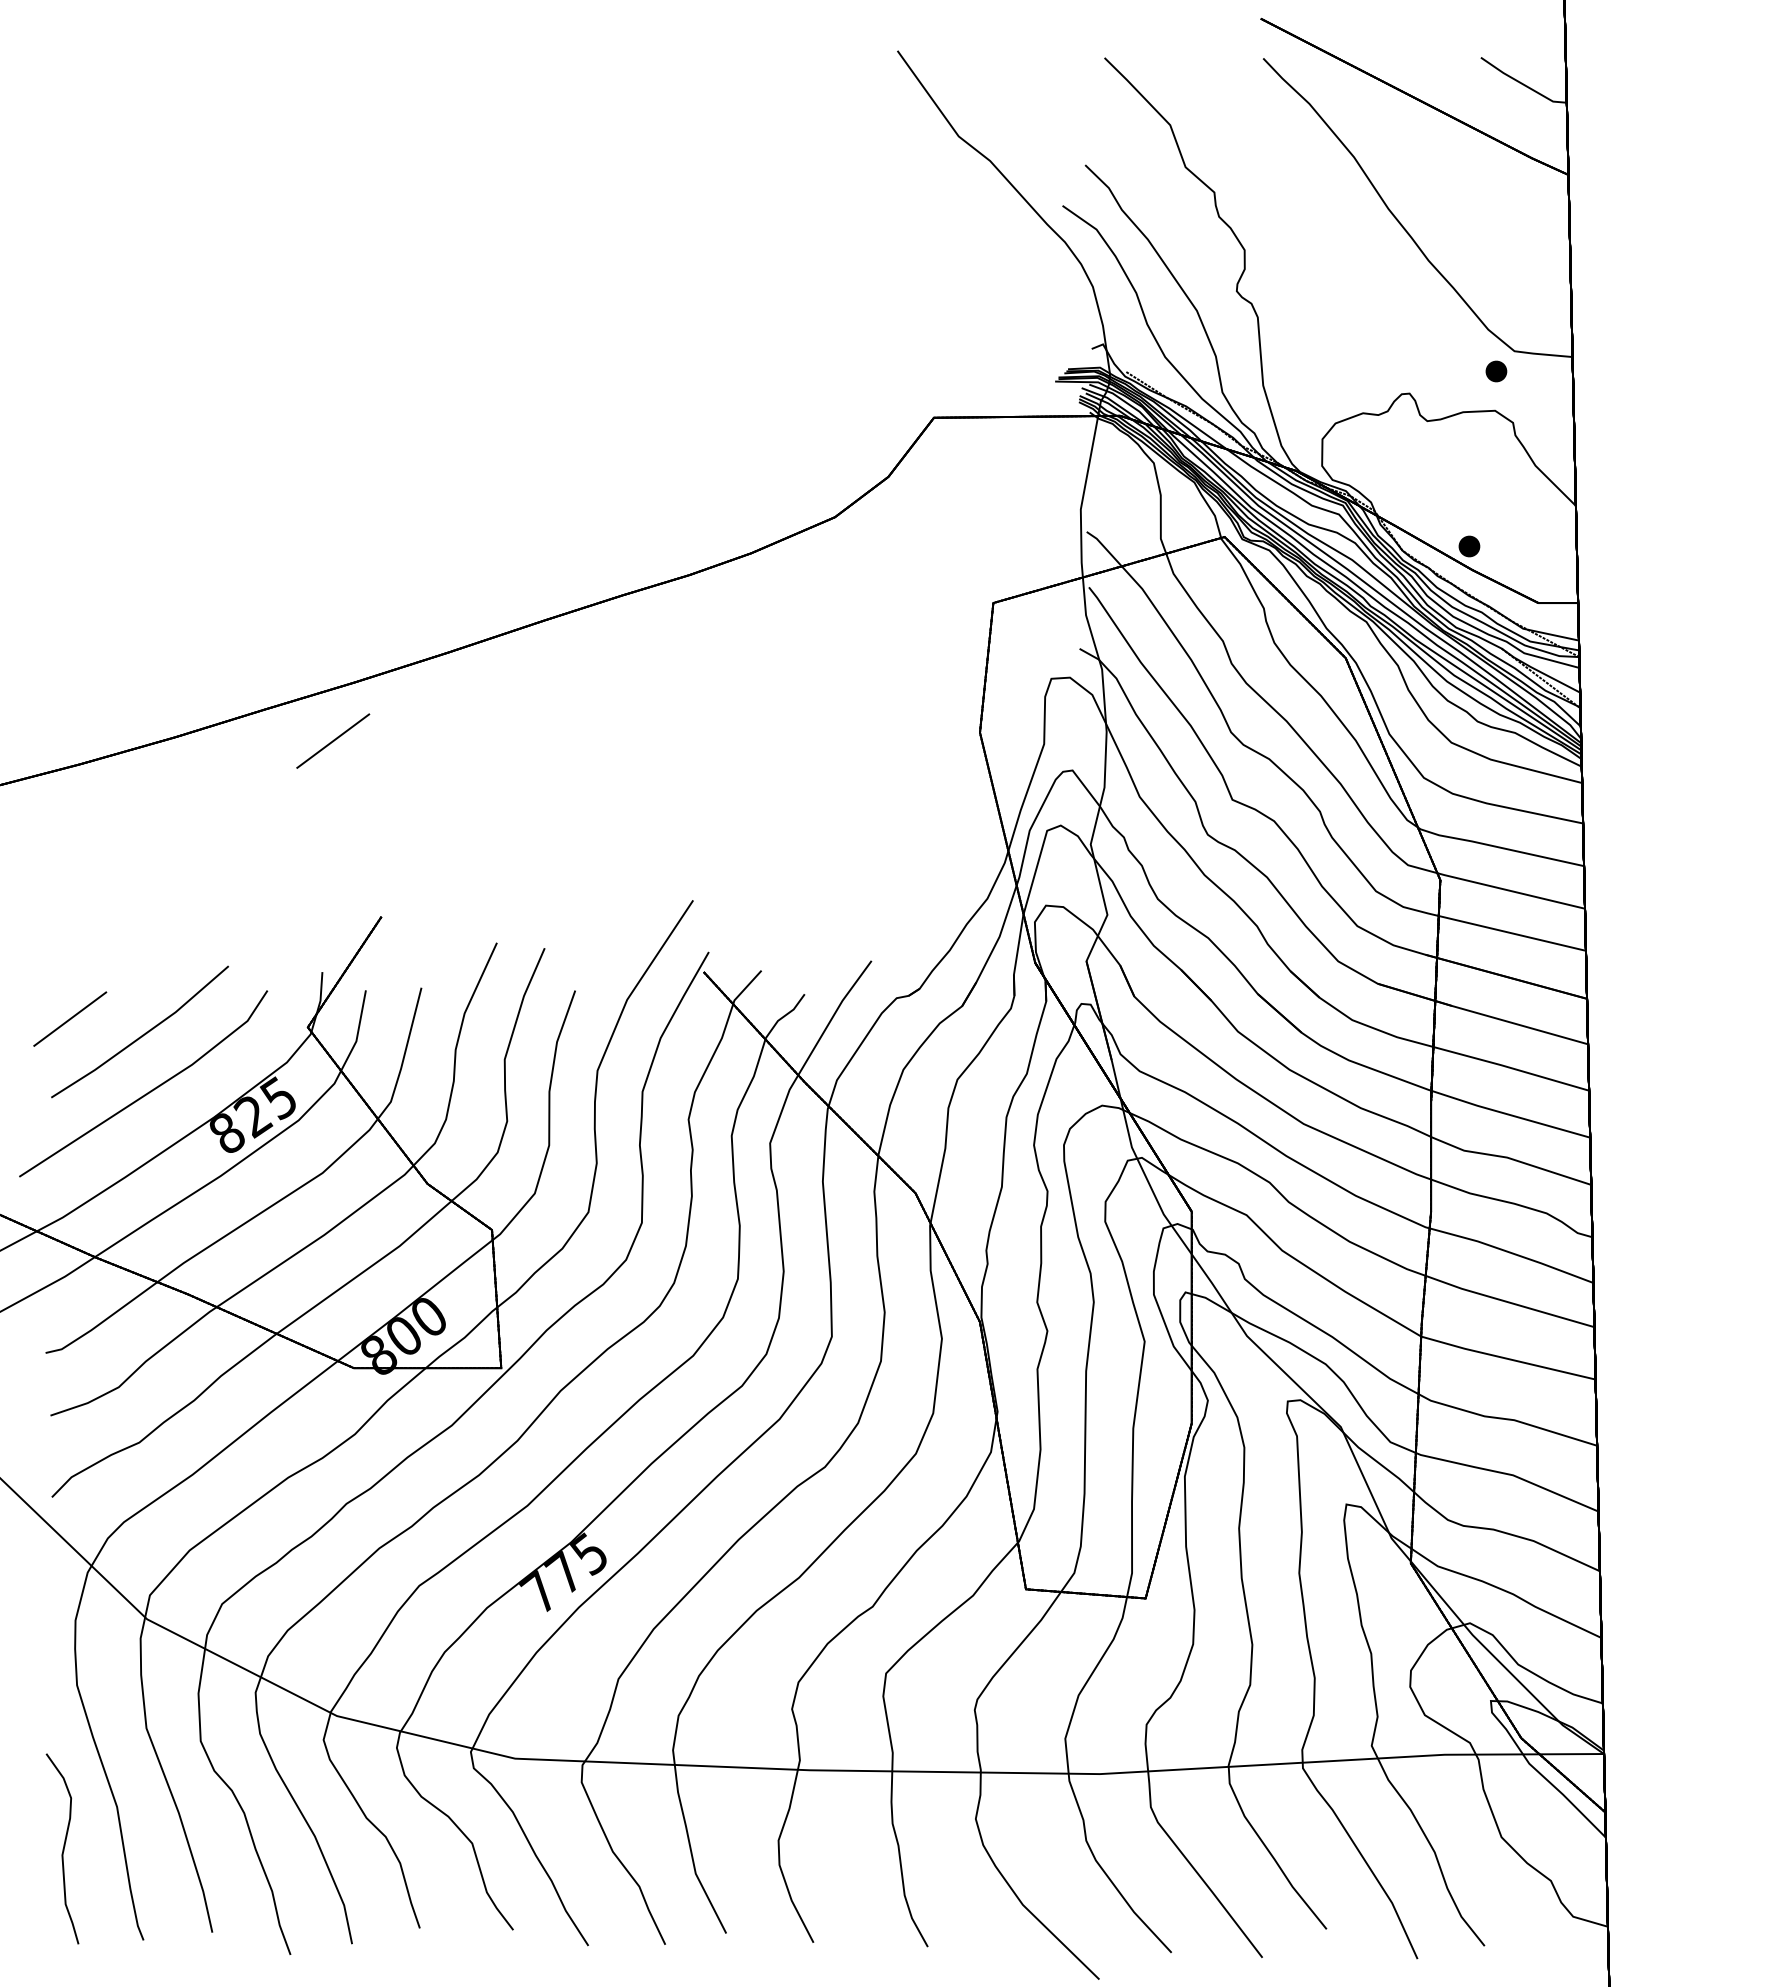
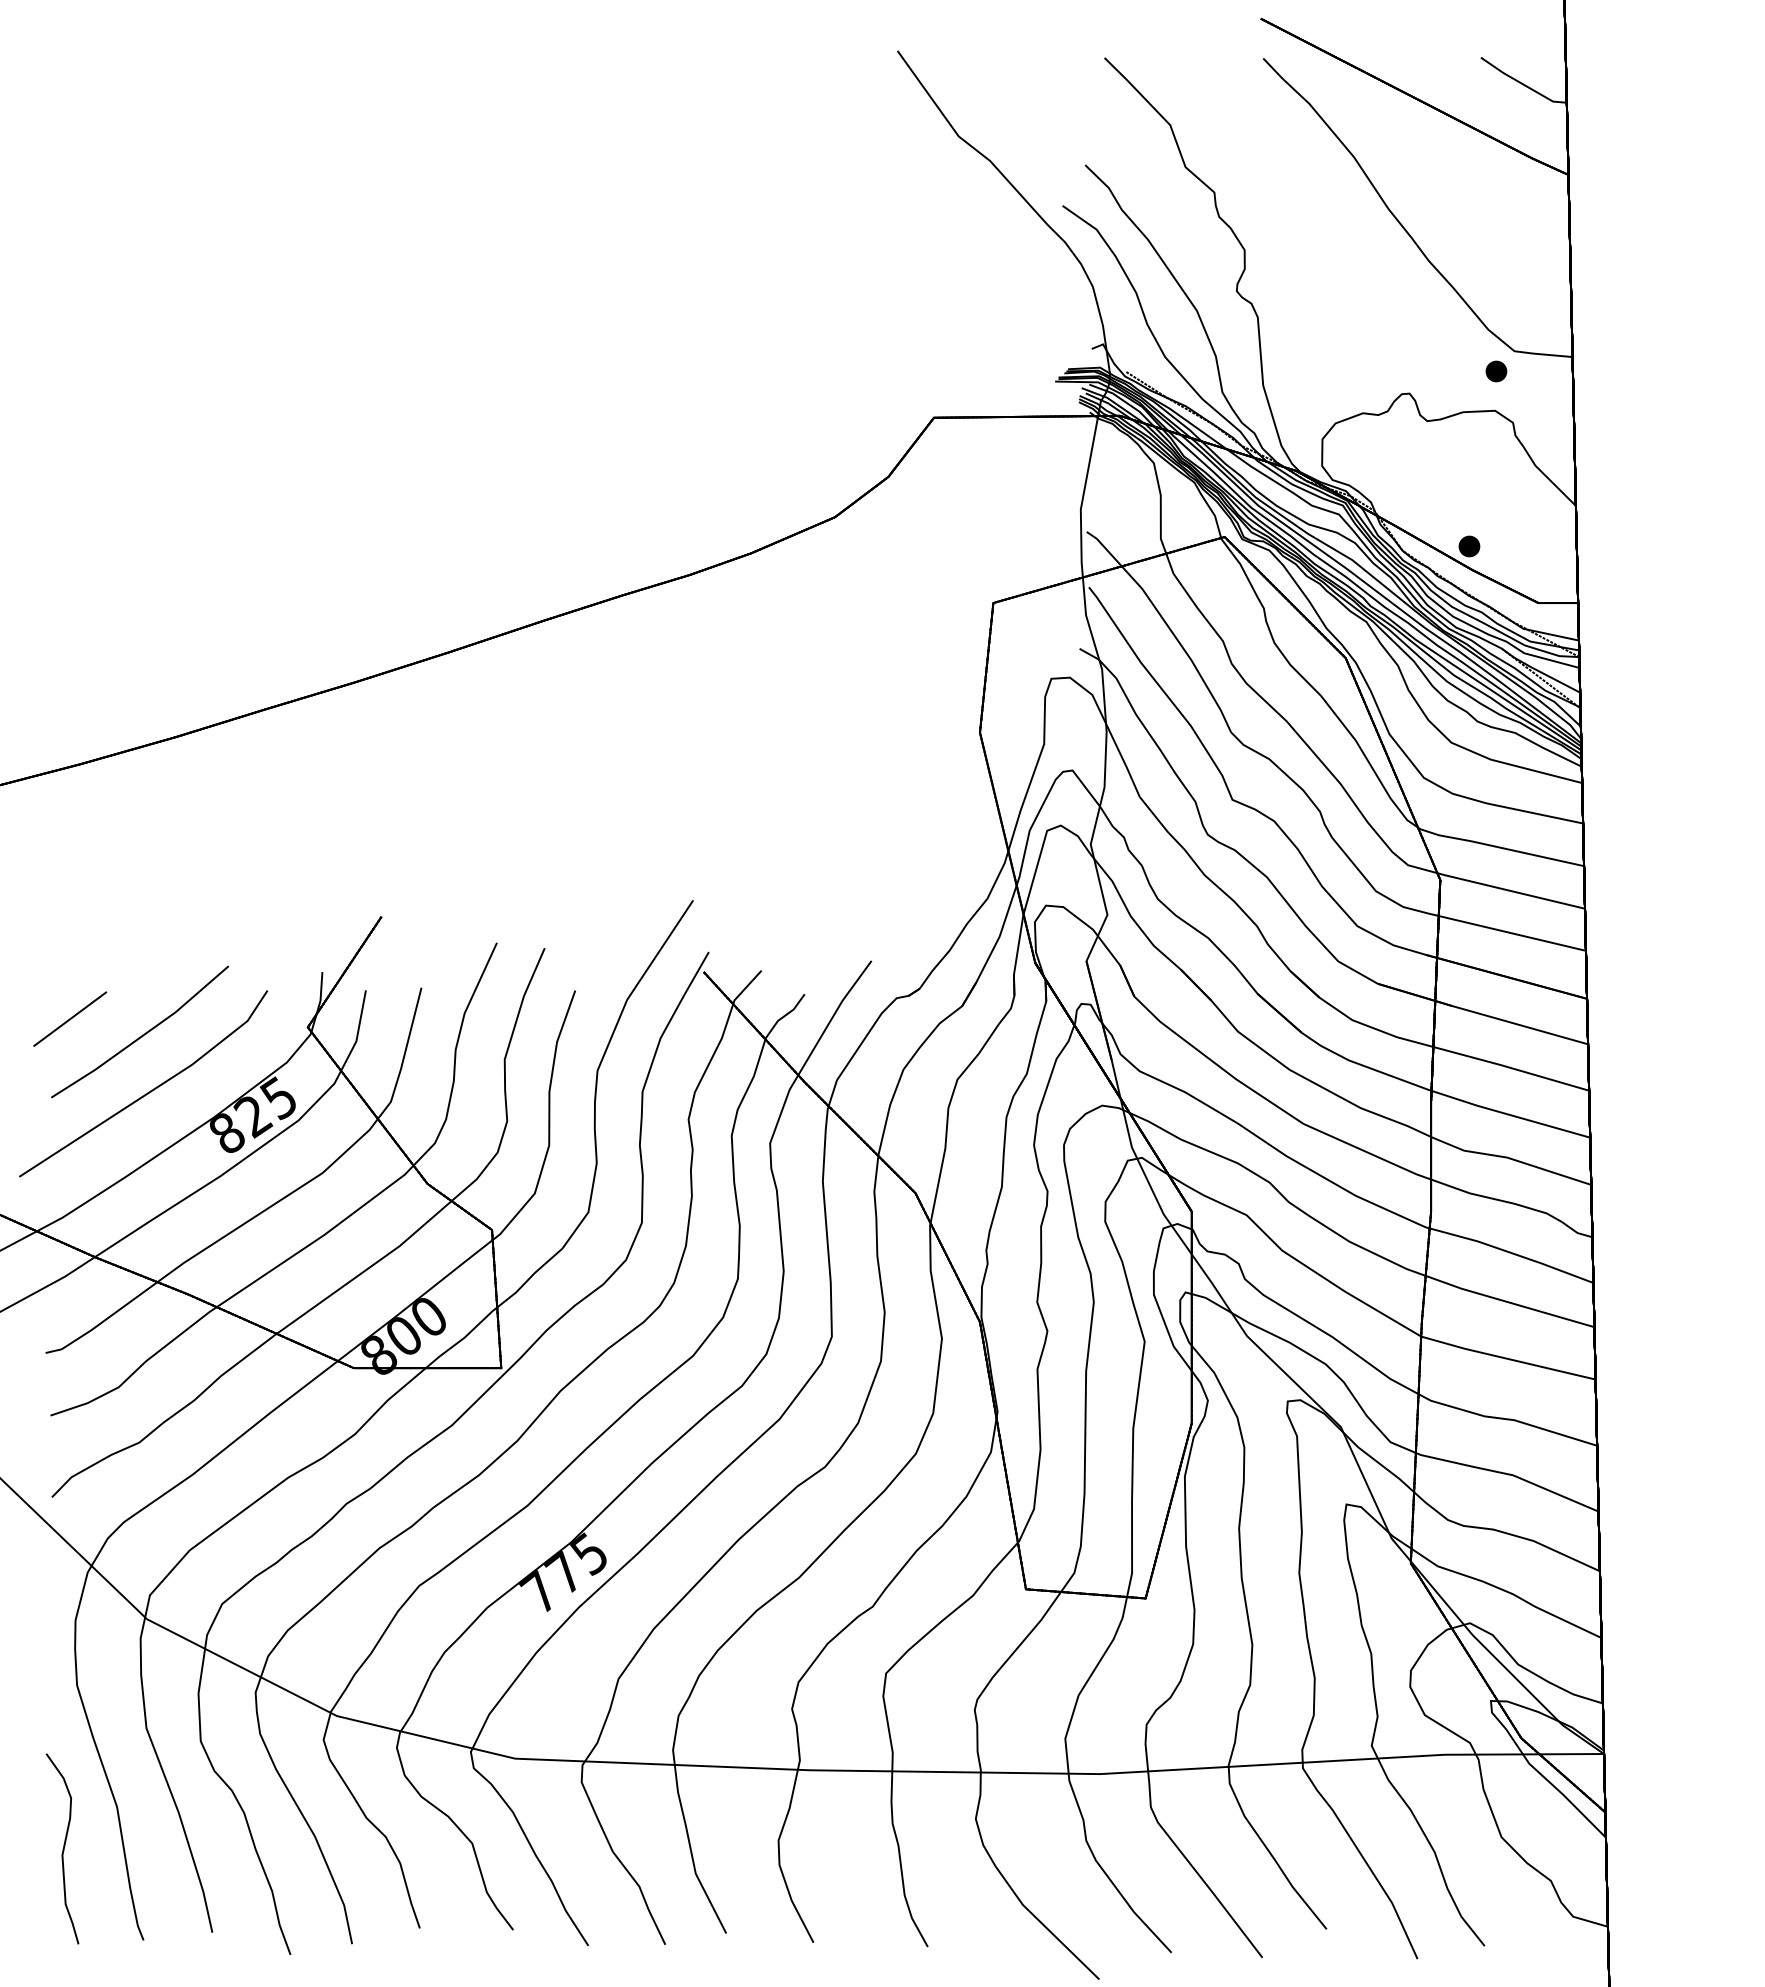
line: present -> none (333, 740)
